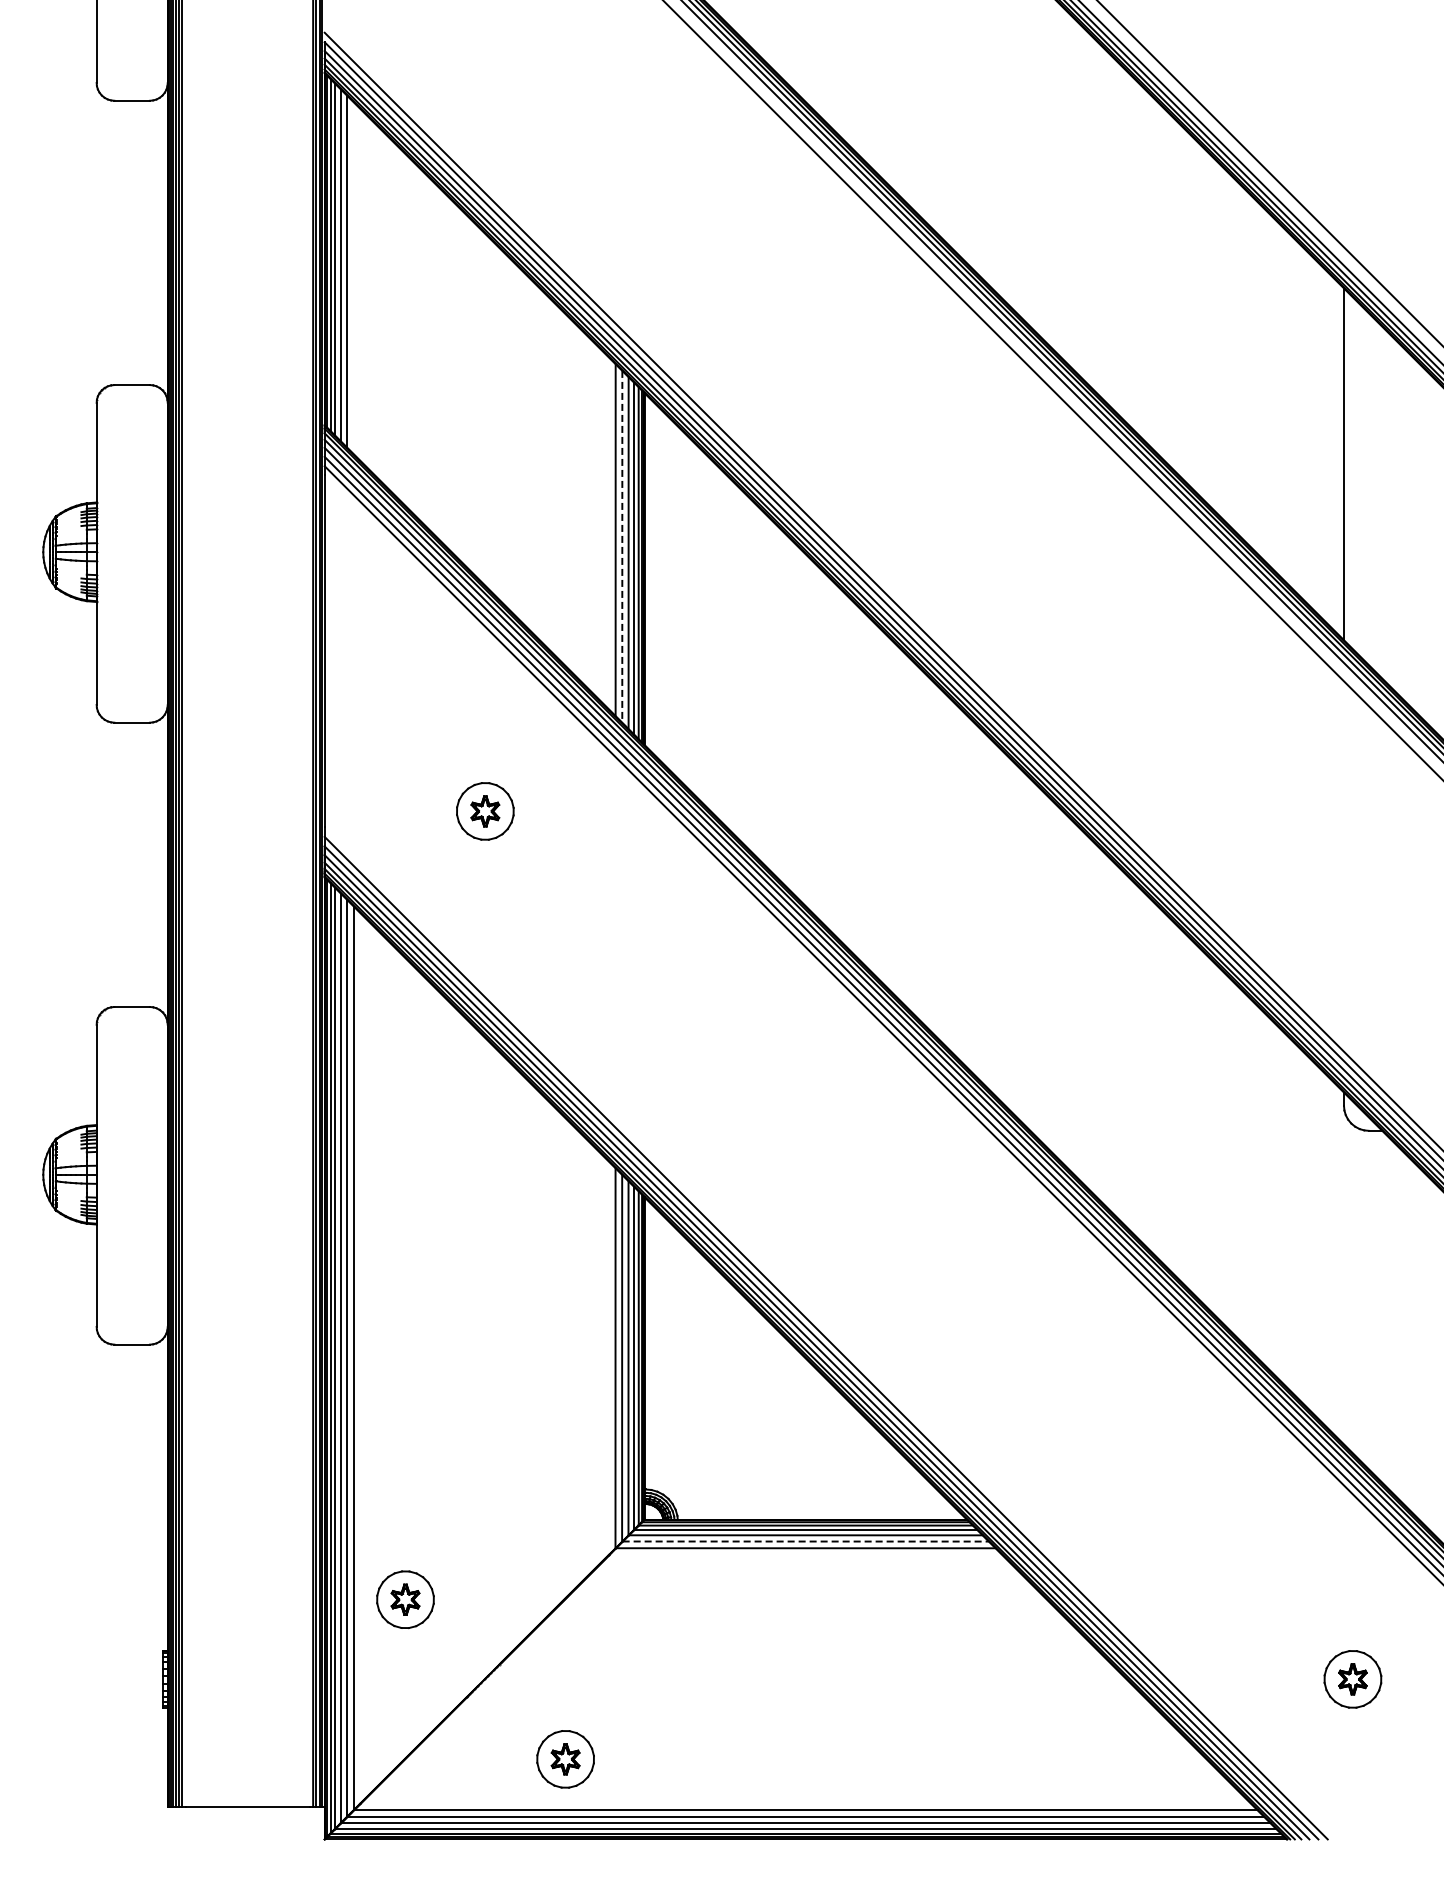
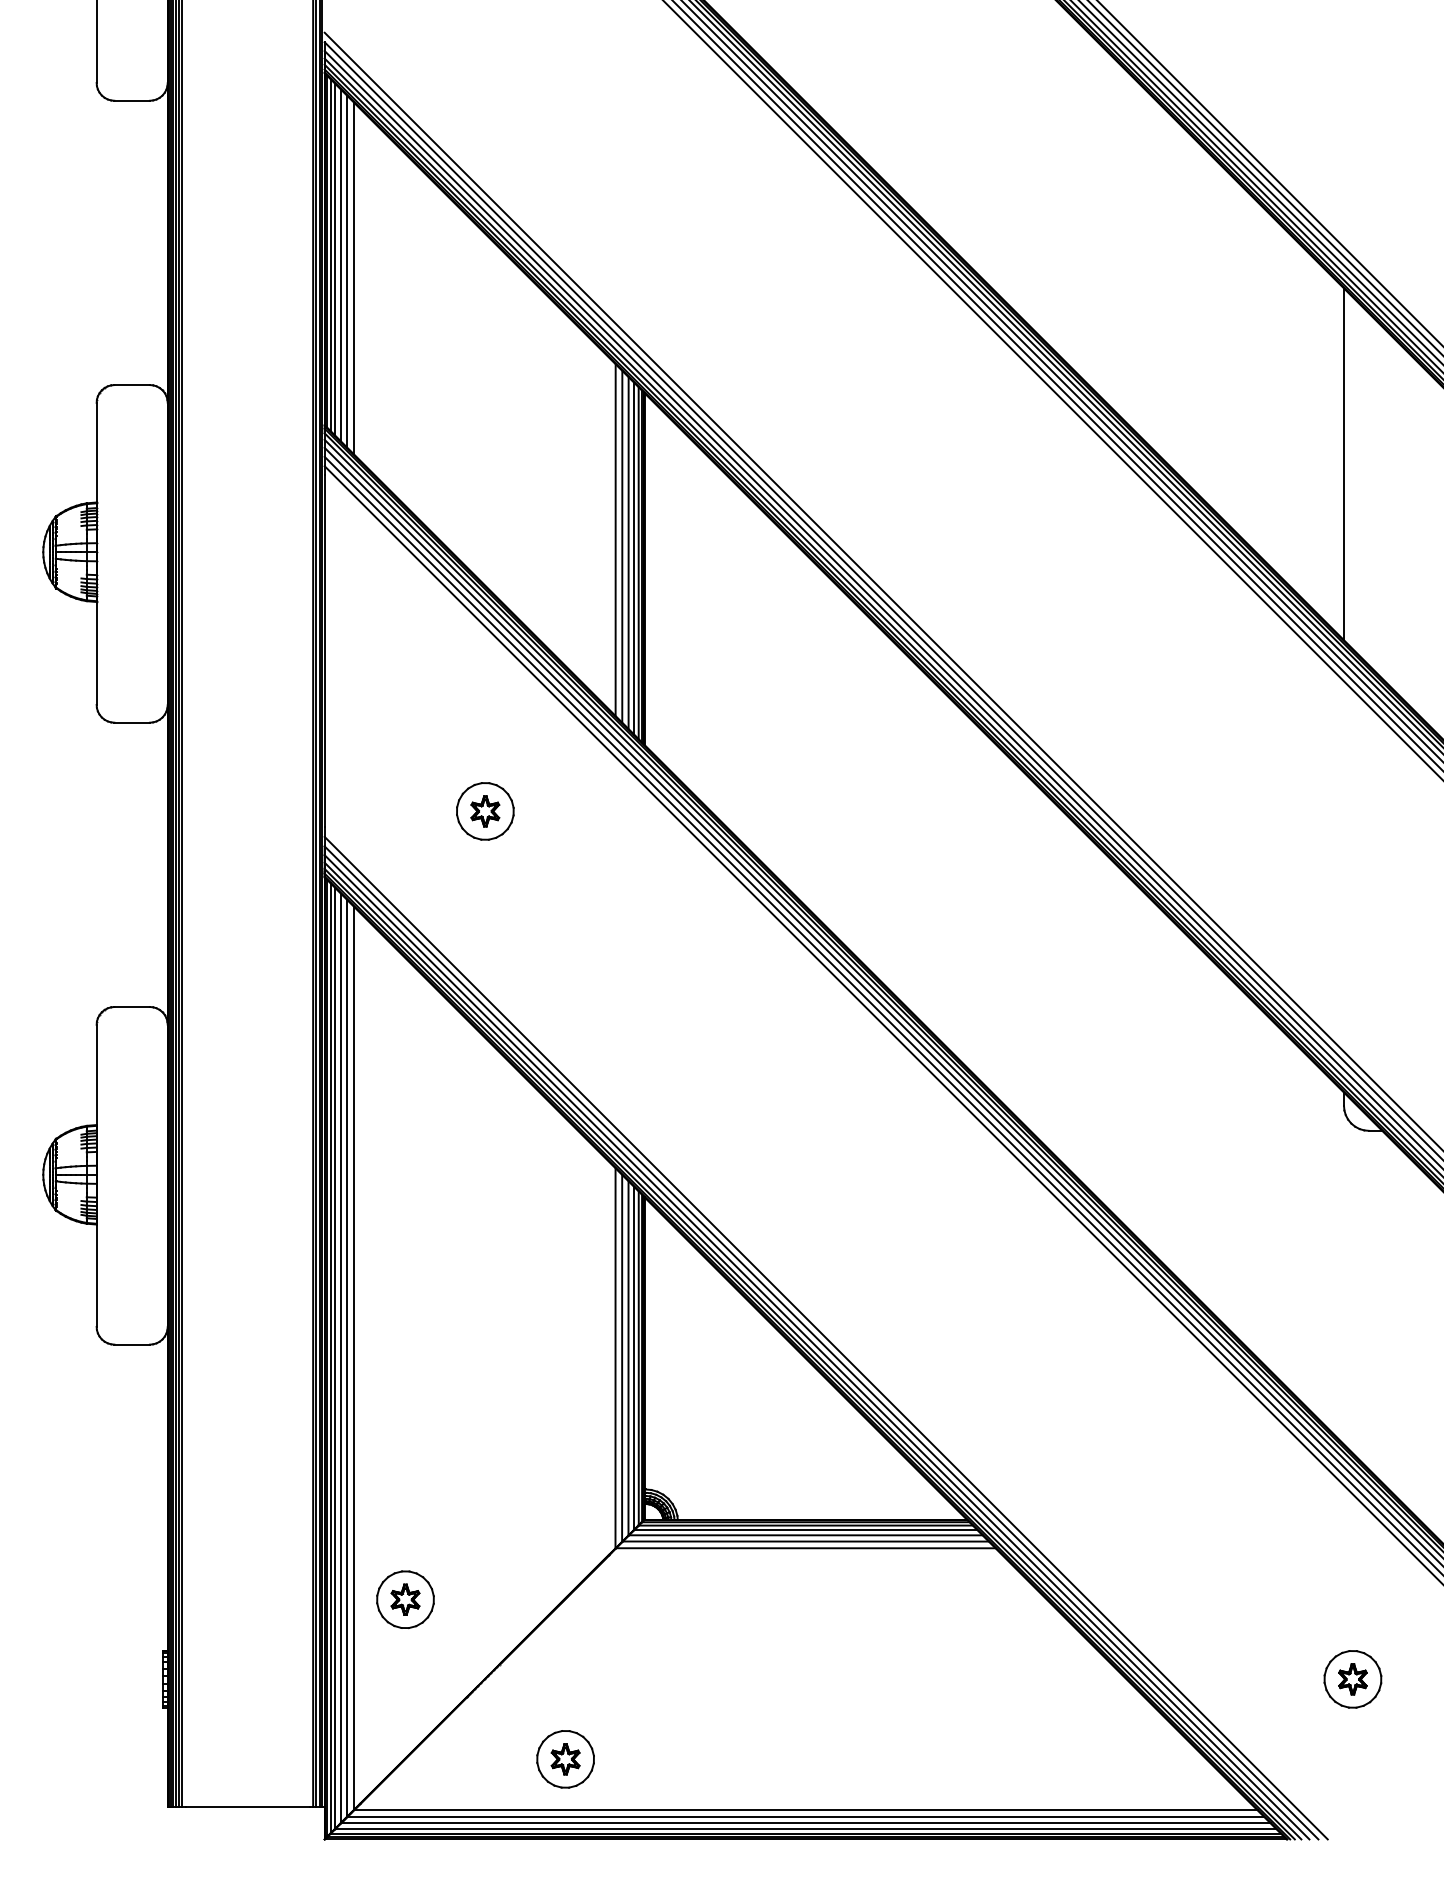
line: none -> present (1264, 177)
line: none -> present (353, 278)
line: none -> present (1057, 385)
line: dashed -> solid (622, 546)
line: dashed -> solid (806, 1541)
